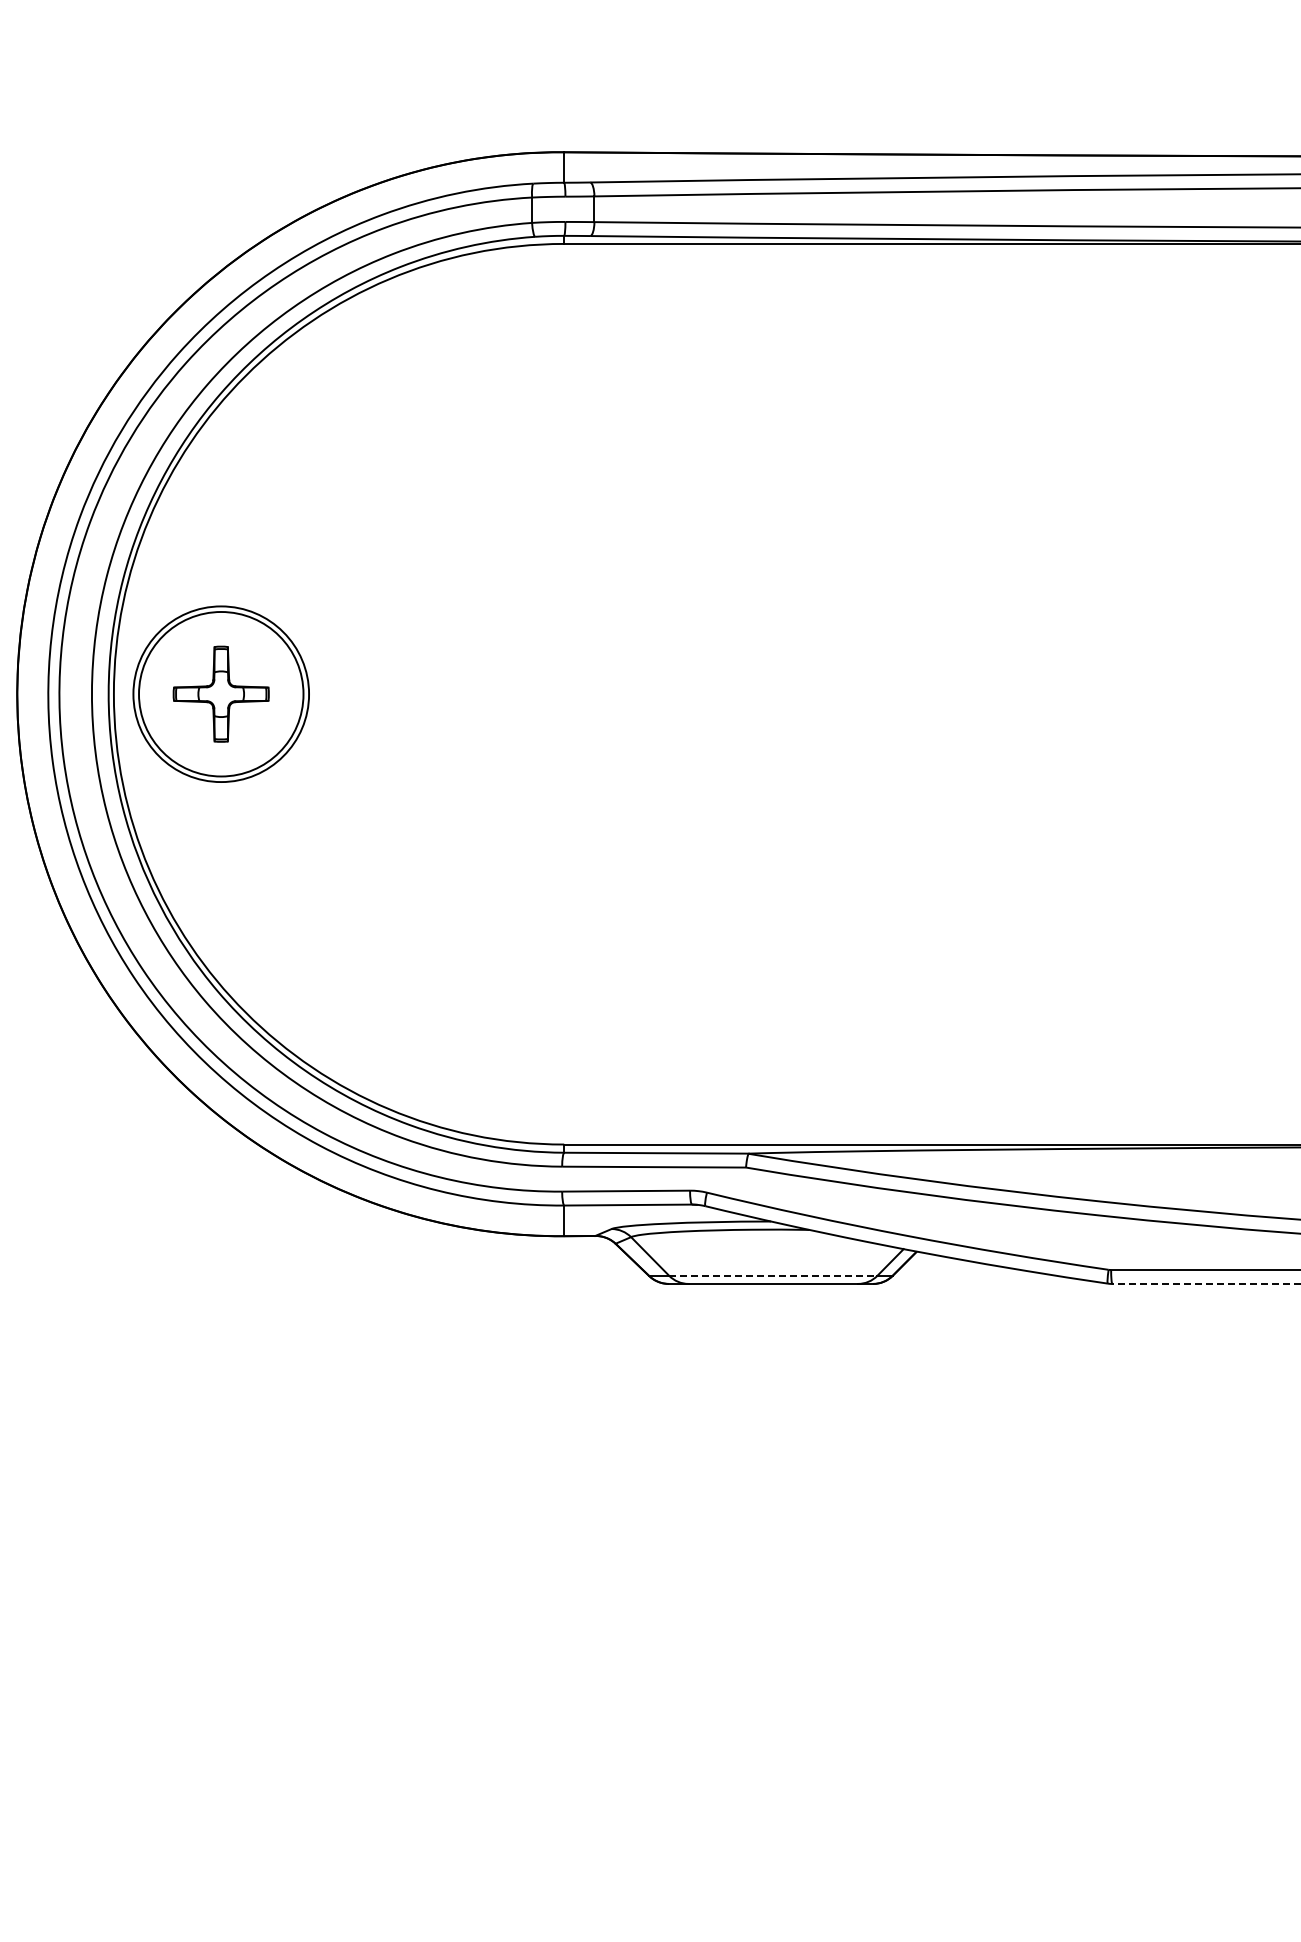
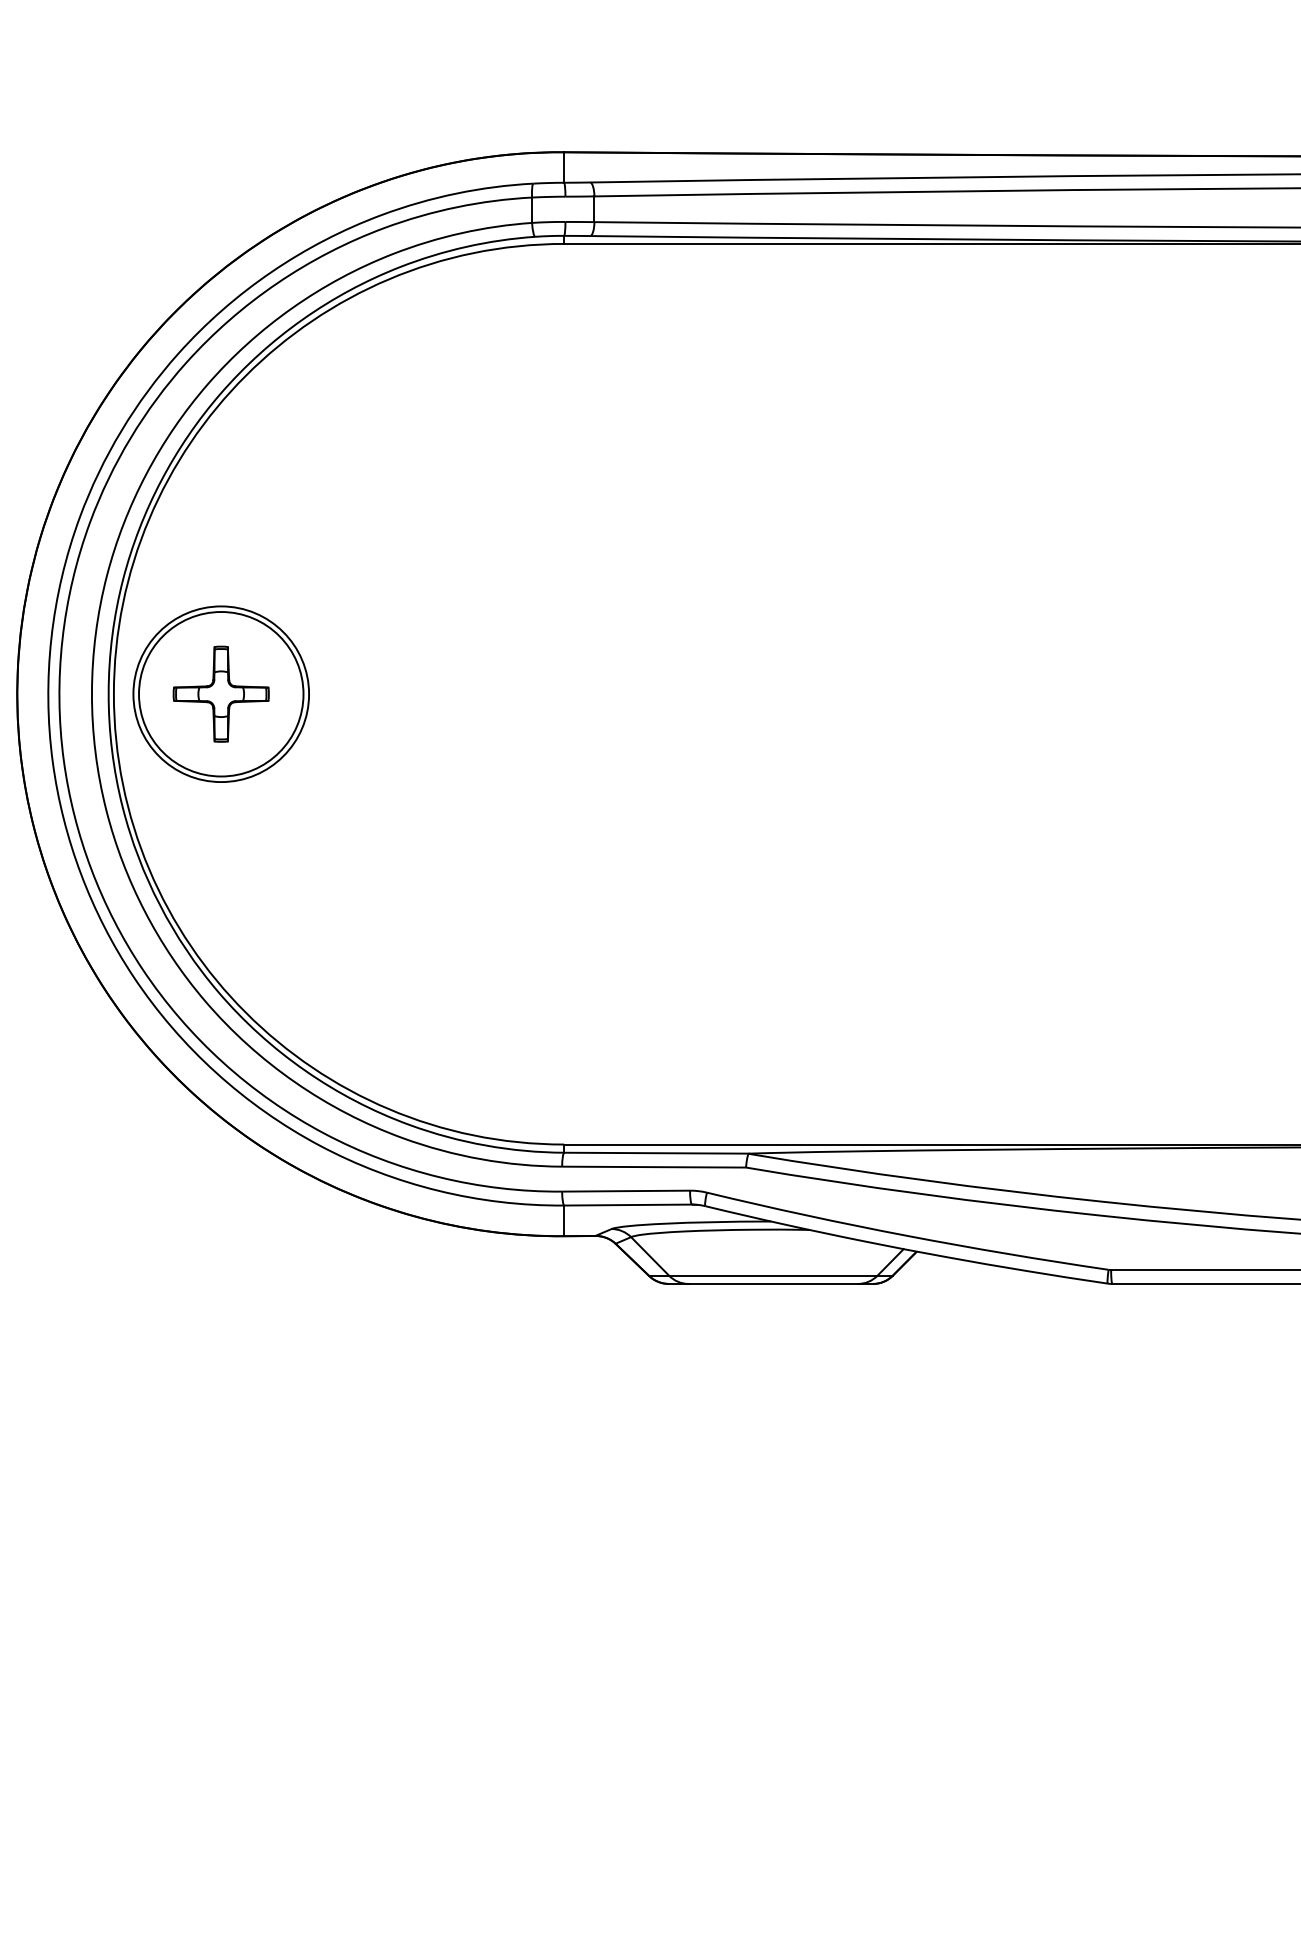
line: dashed -> solid (773, 1275)
line: dashed -> solid (1206, 1283)
